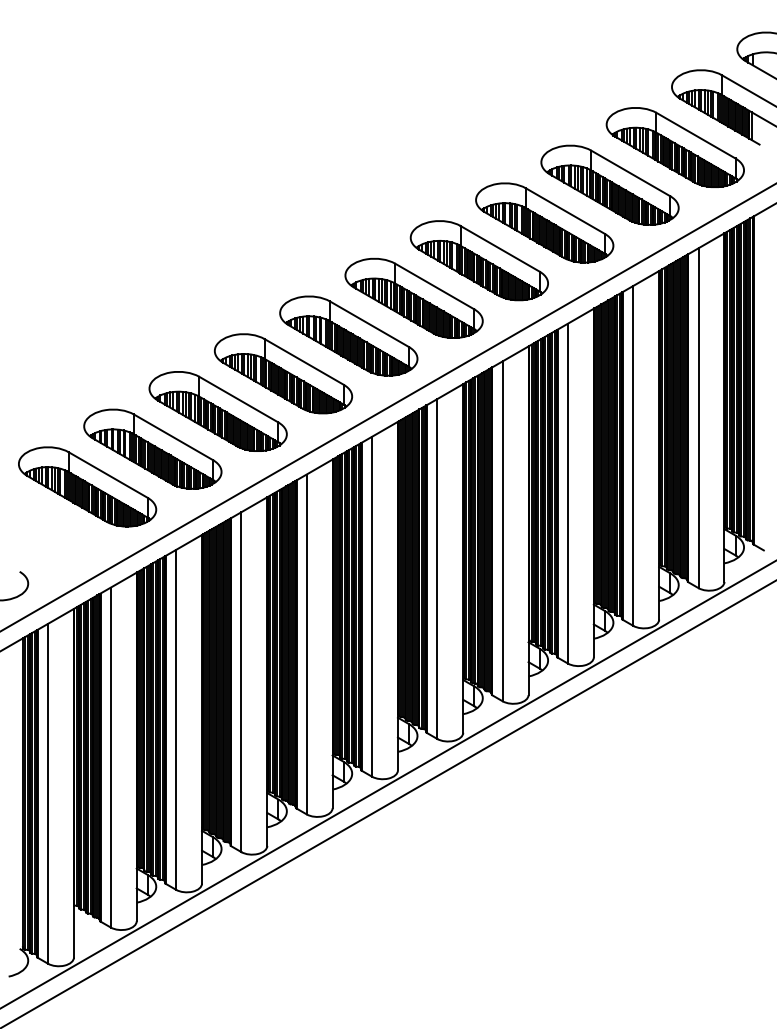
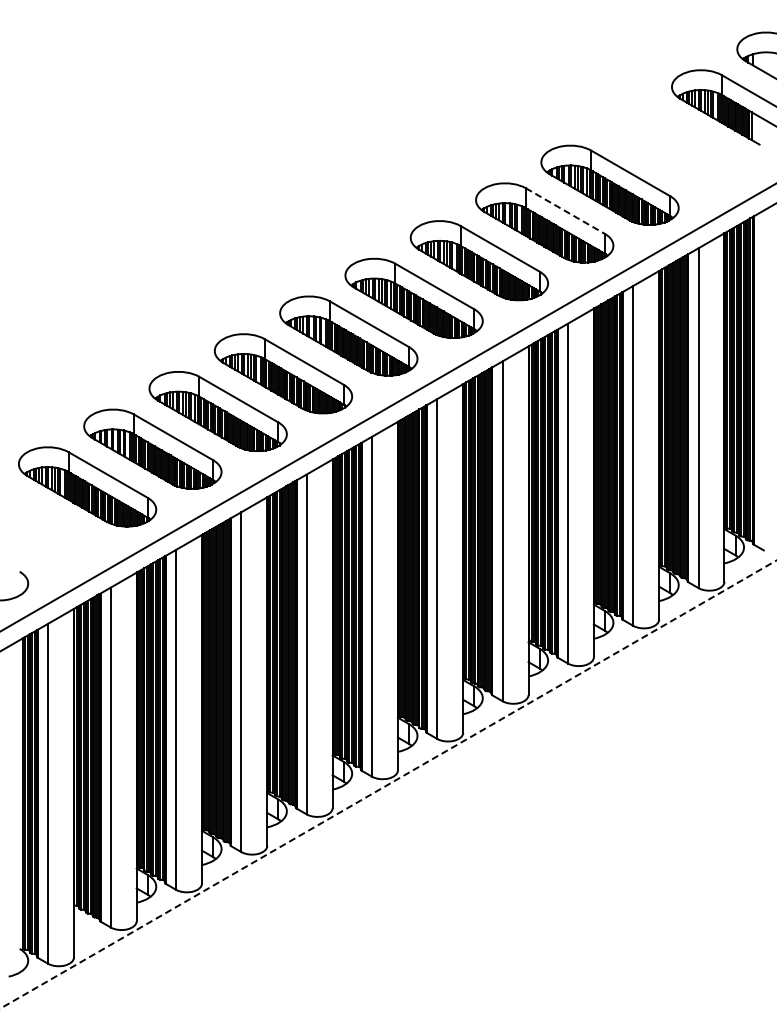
part: present -> none (674, 147)
line: solid -> dashed (565, 211)
line: solid -> dashed (388, 784)
line: present -> none (389, 803)
